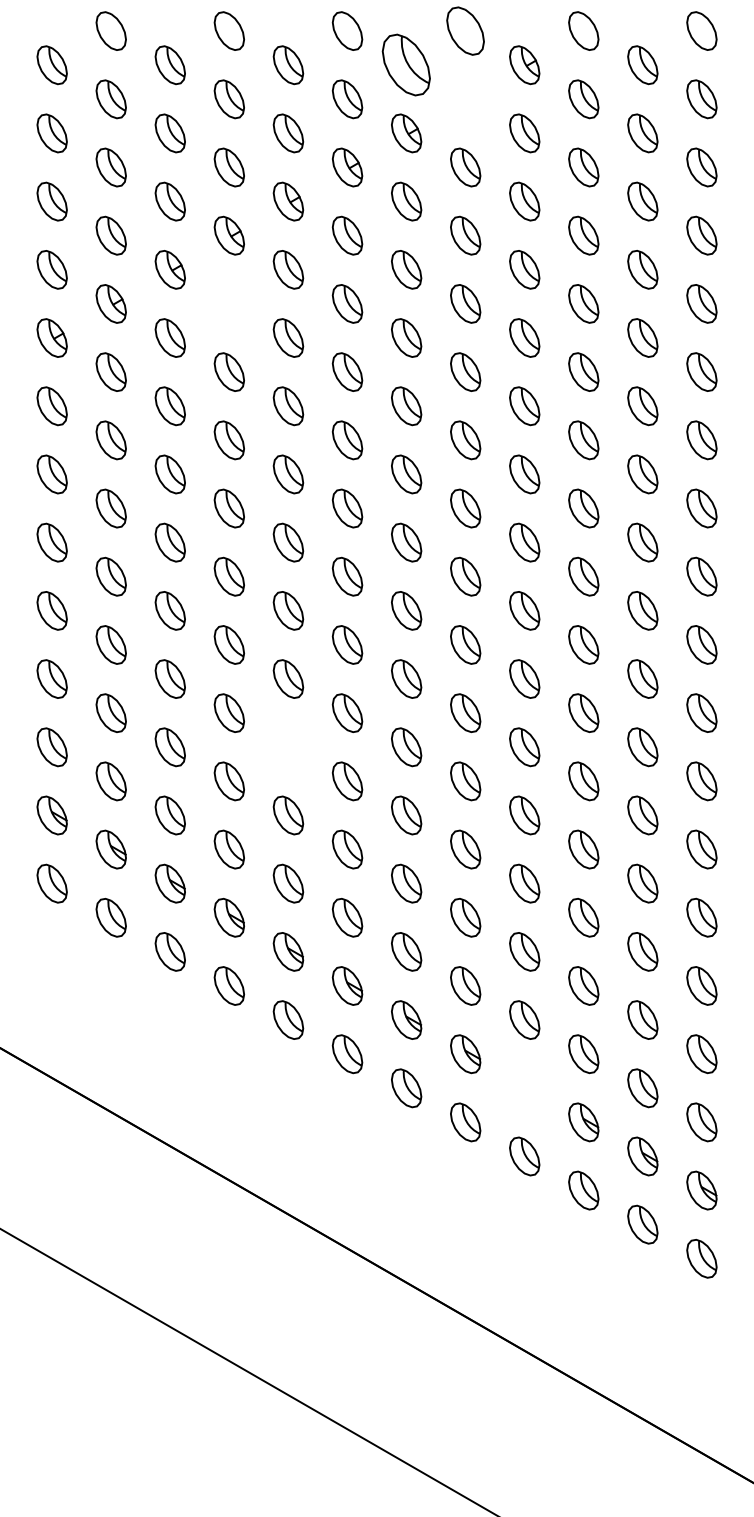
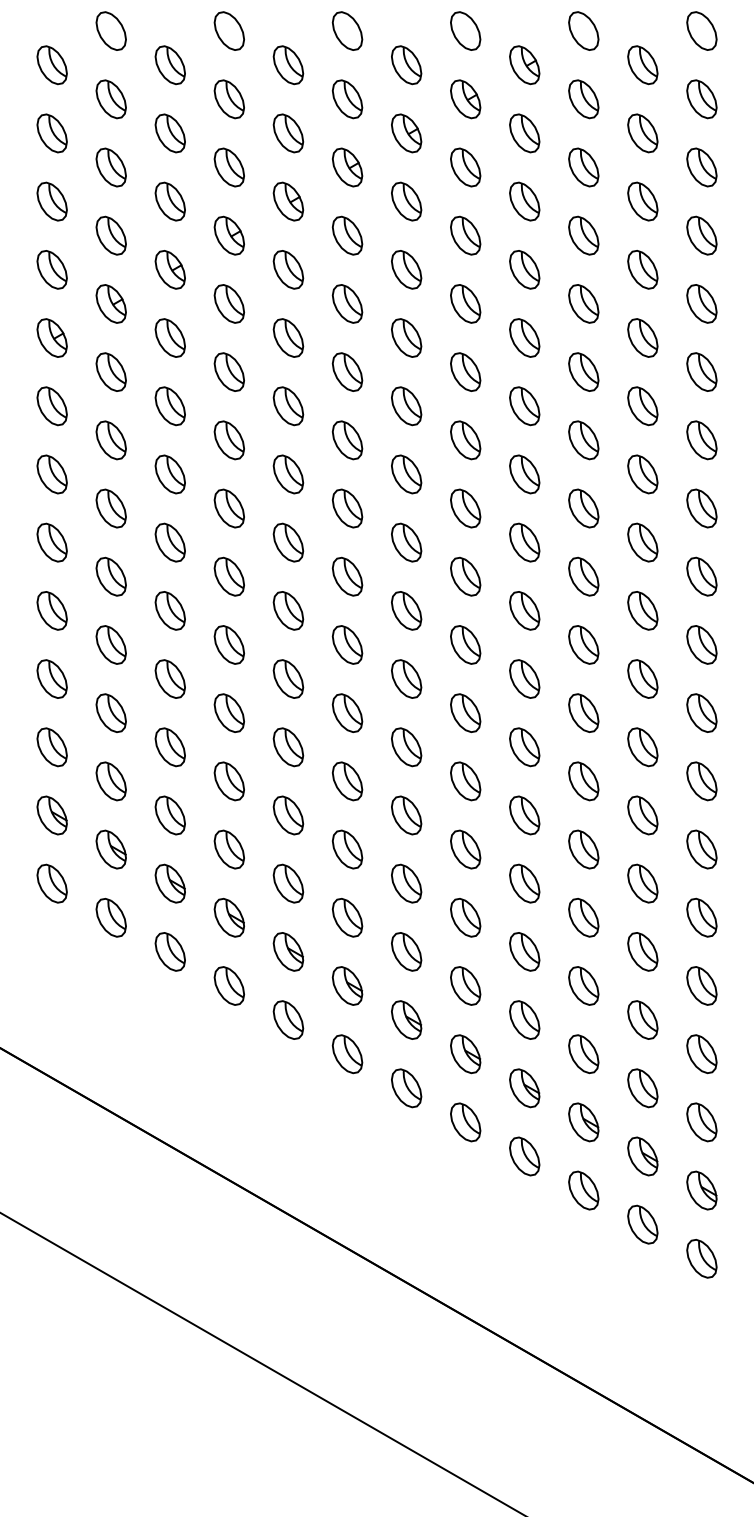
part size: 39x50 px -> 32x40 px (465, 30)
part size: 50x64 px -> 32x41 px (406, 65)
part: none -> present (465, 99)
part: none -> present (228, 303)
part: none -> present (288, 747)
part: none -> present (524, 1088)
line position: (247, 1371) -> (261, 1363) (261, 1363)
